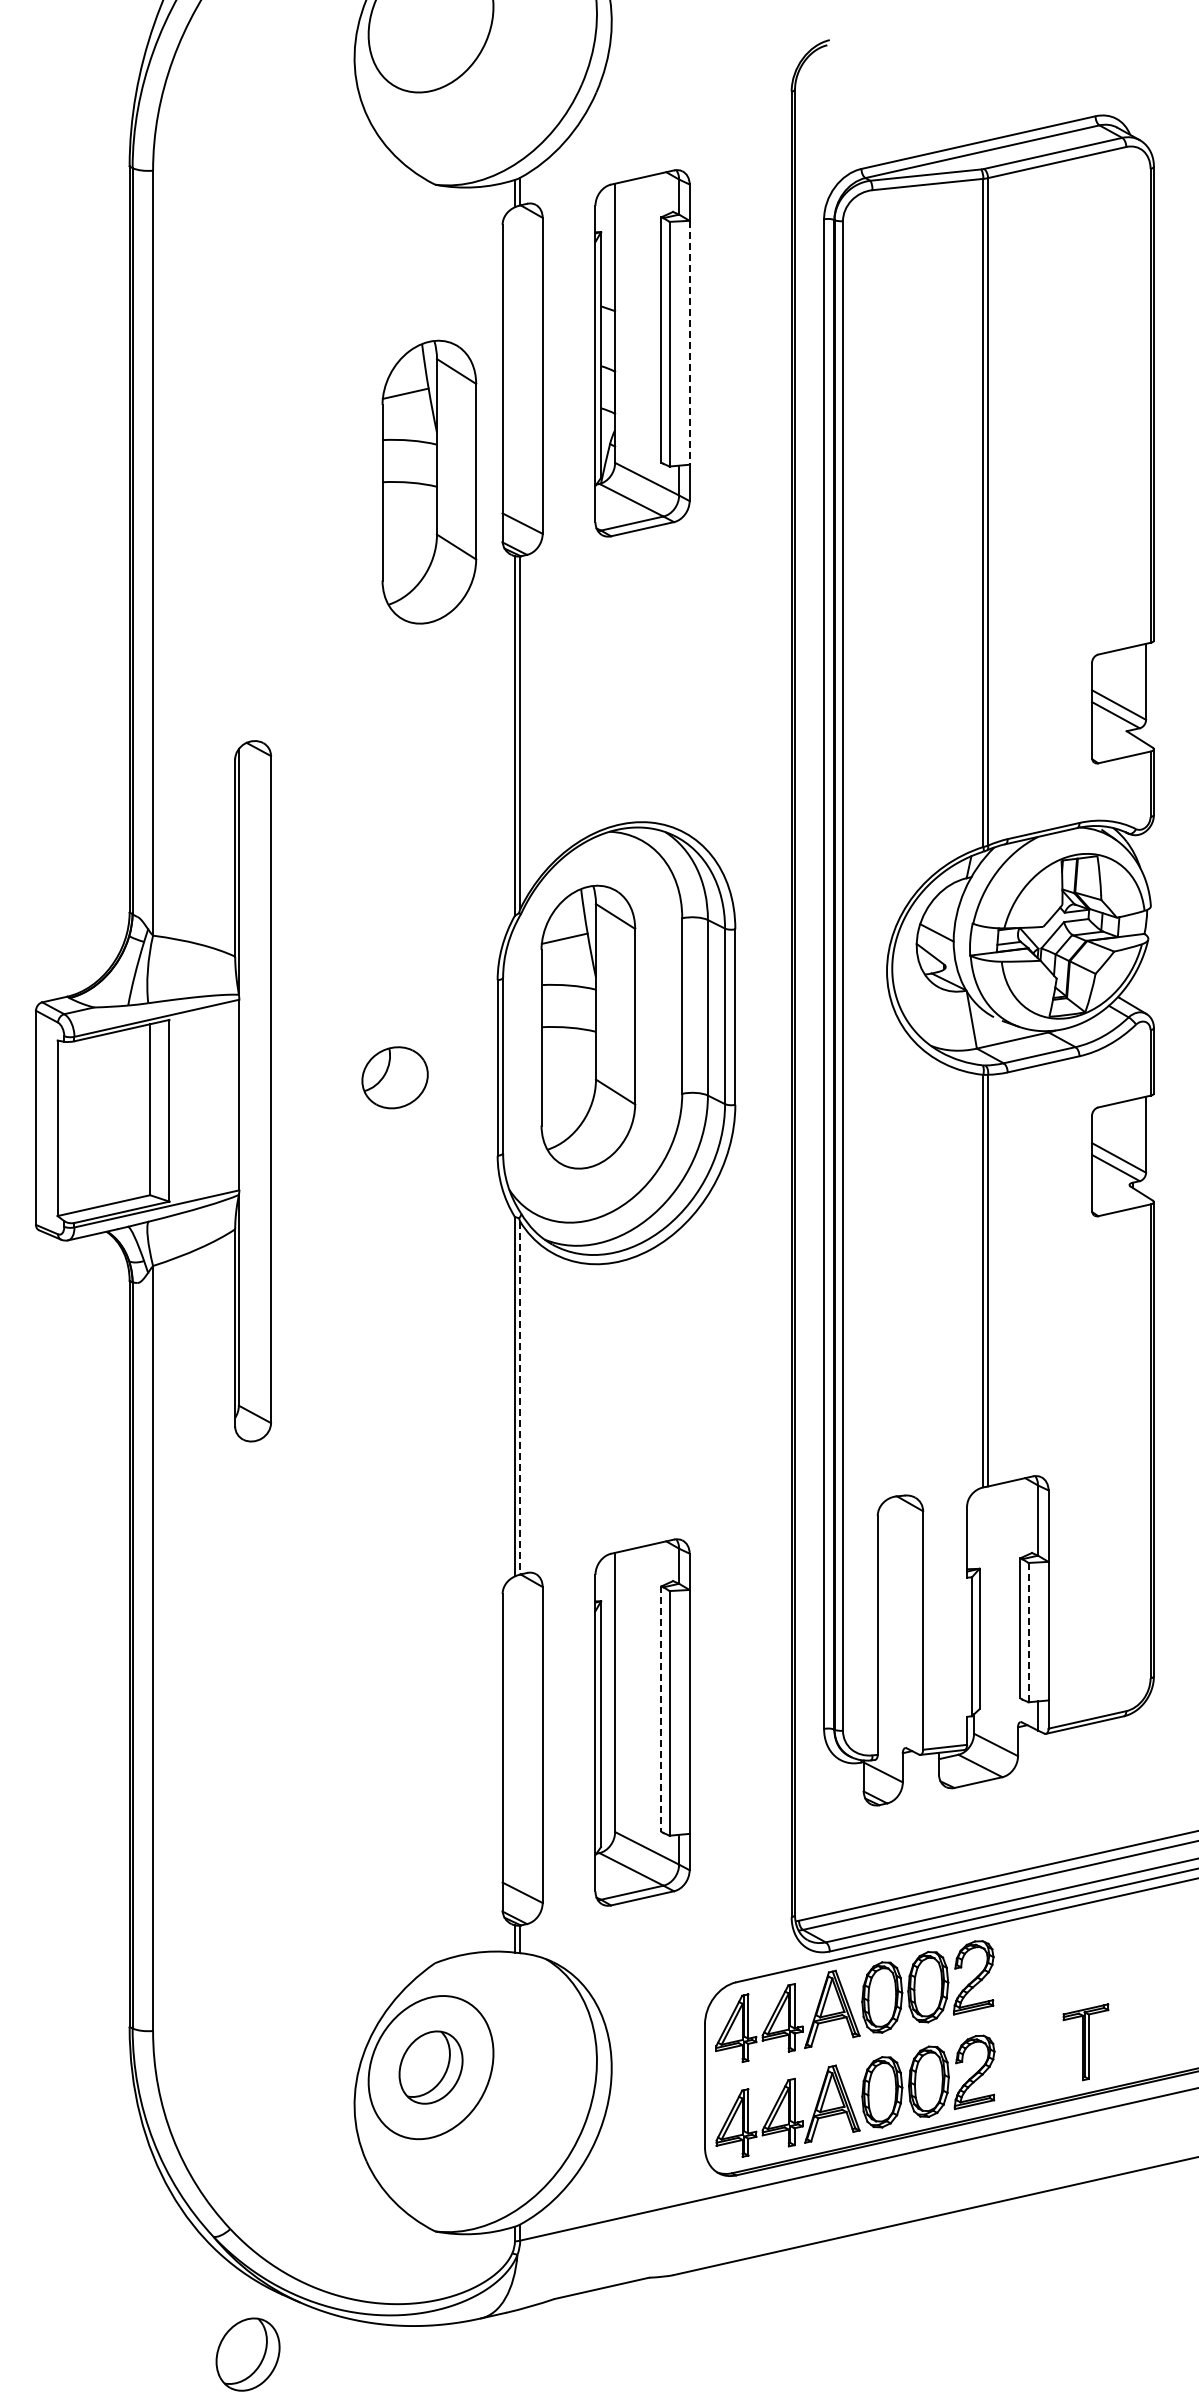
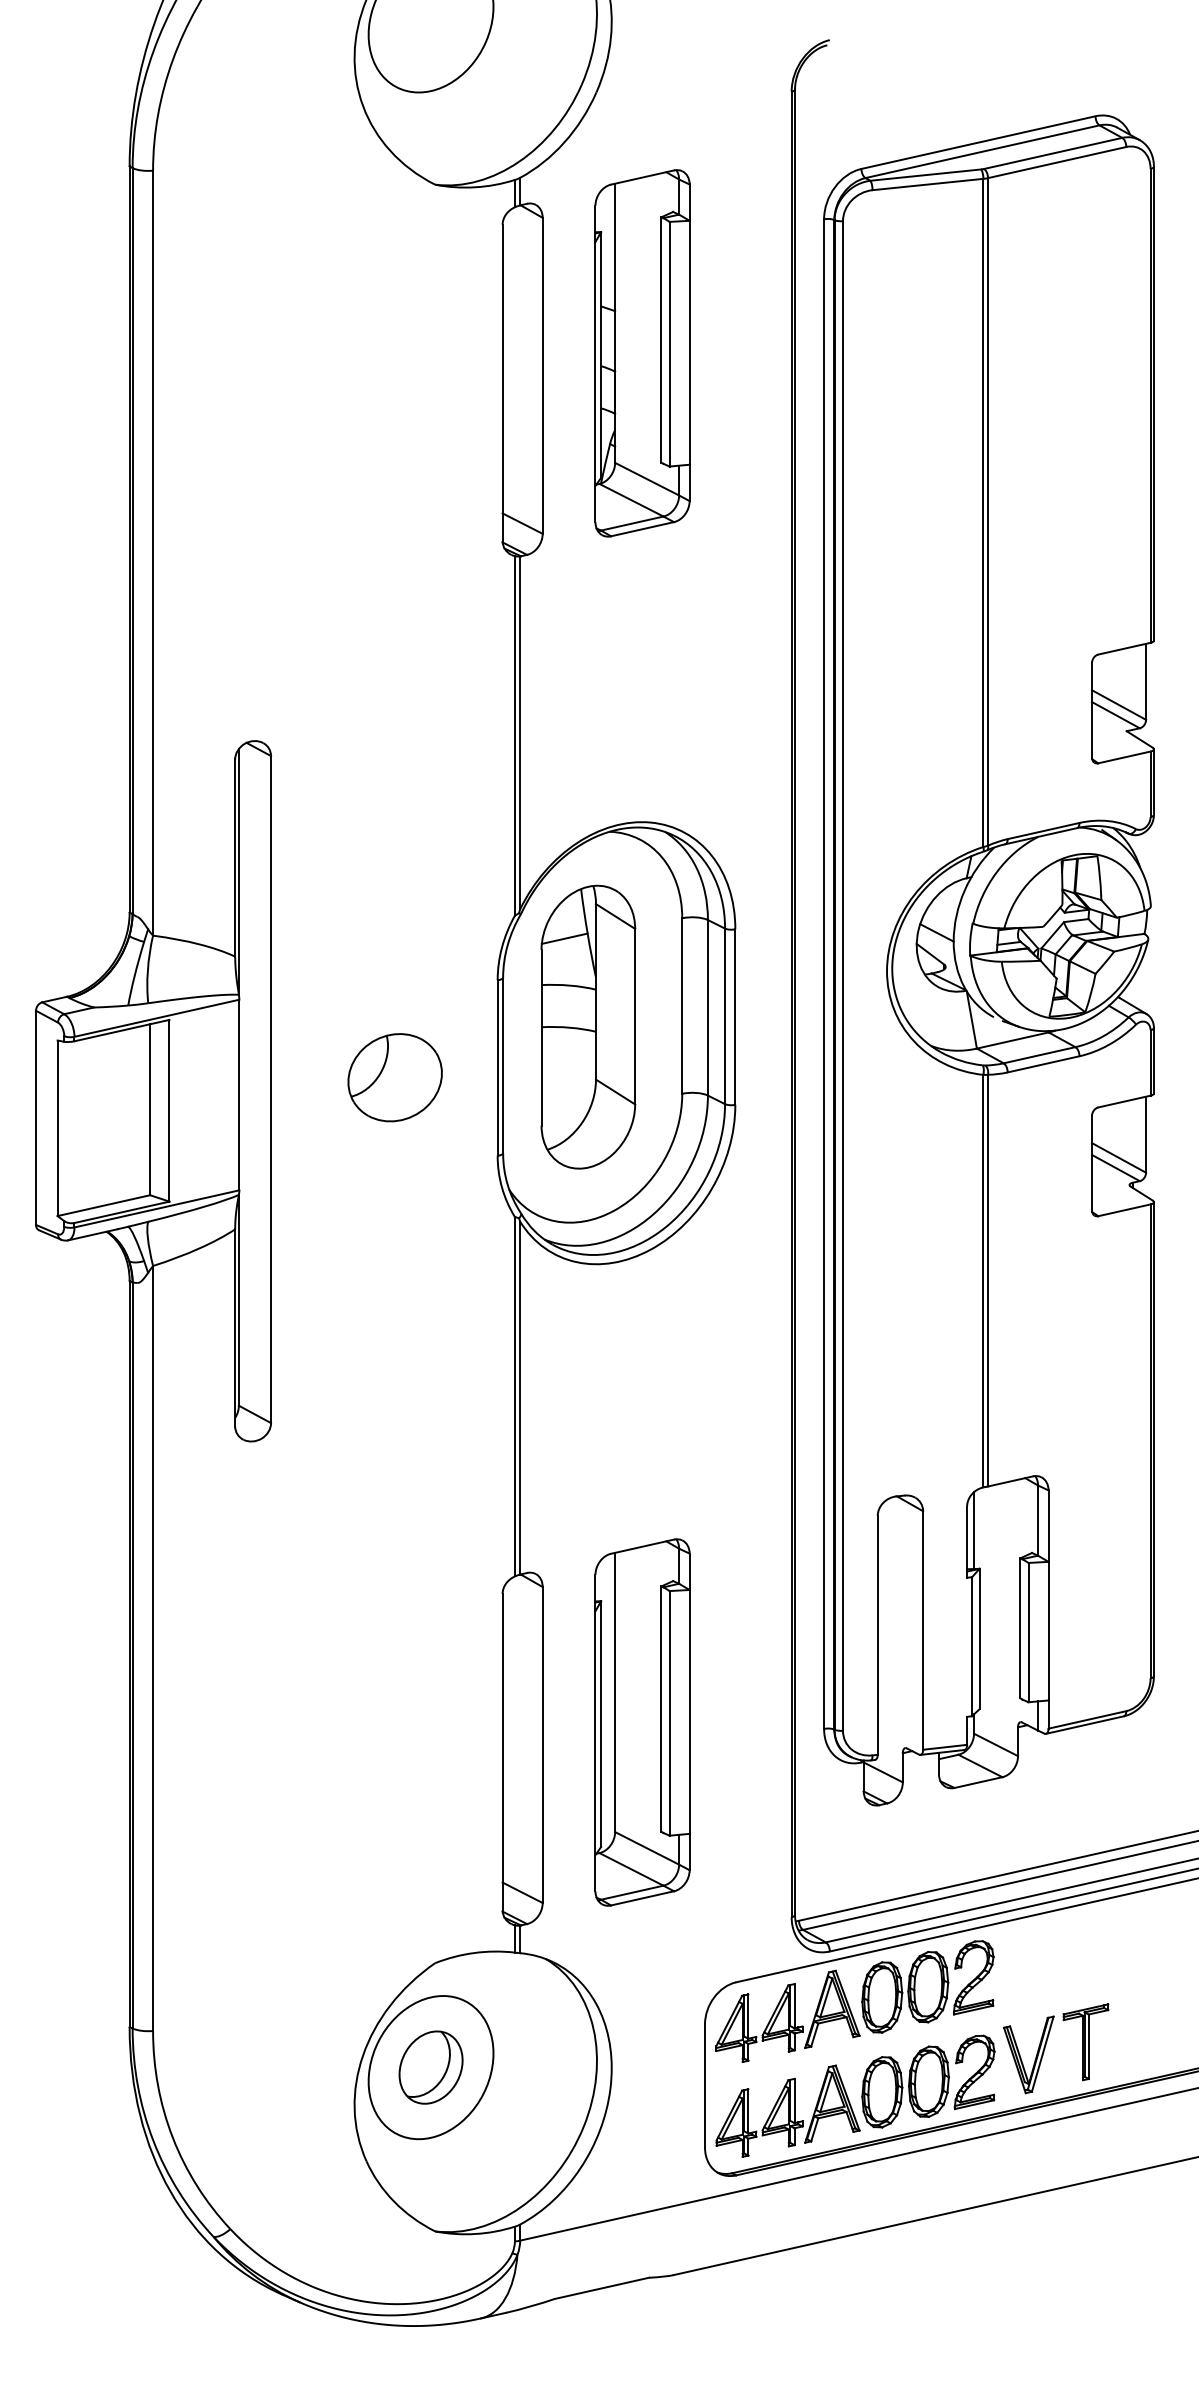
line: dashed -> solid (689, 342)
part: present -> none (429, 481)
part size: 68x64 px -> 96x90 px (394, 1077)
line: dashed -> solid (520, 1398)
line: none -> present (974, 1530)
line: dashed -> solid (1028, 1632)
line: dashed -> solid (661, 1709)
part: none -> present (1035, 2056)
part: present -> none (247, 2354)
